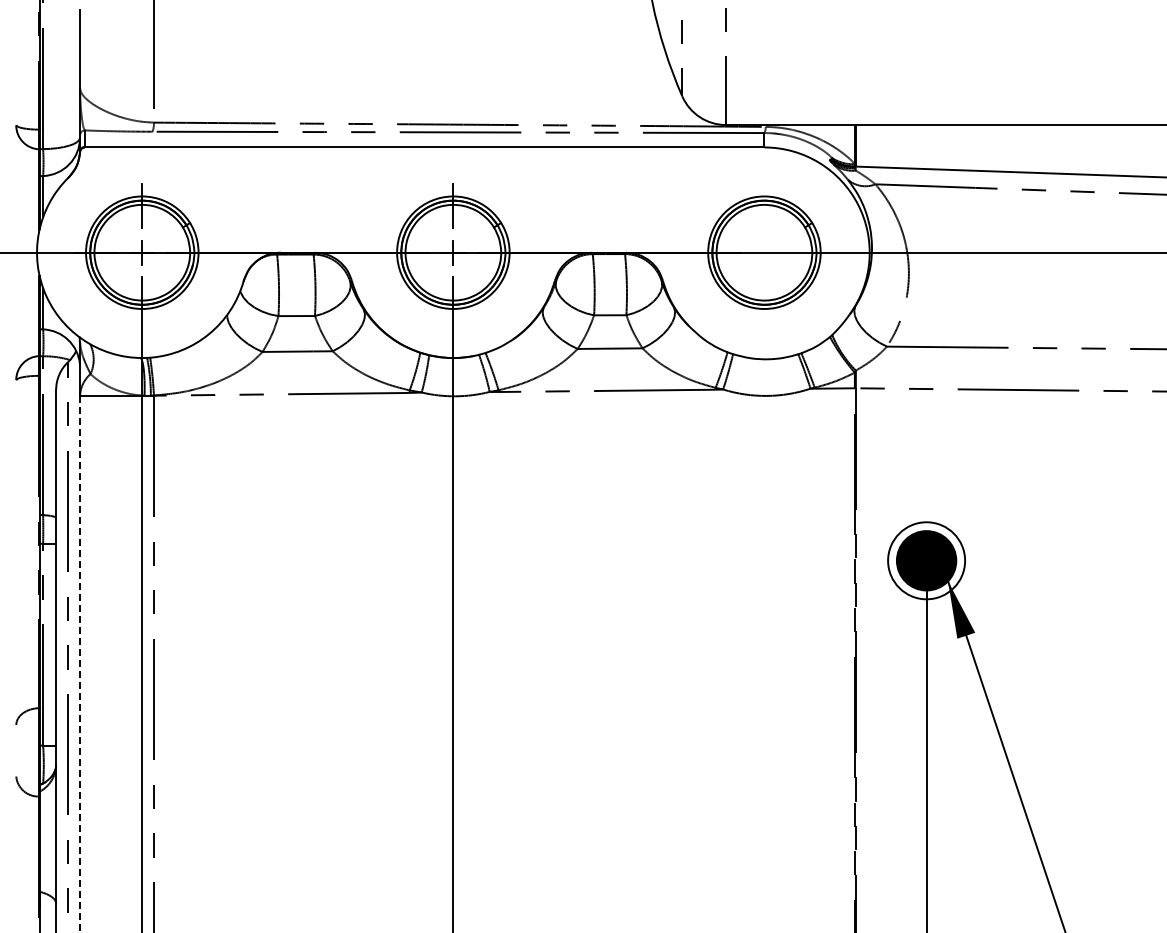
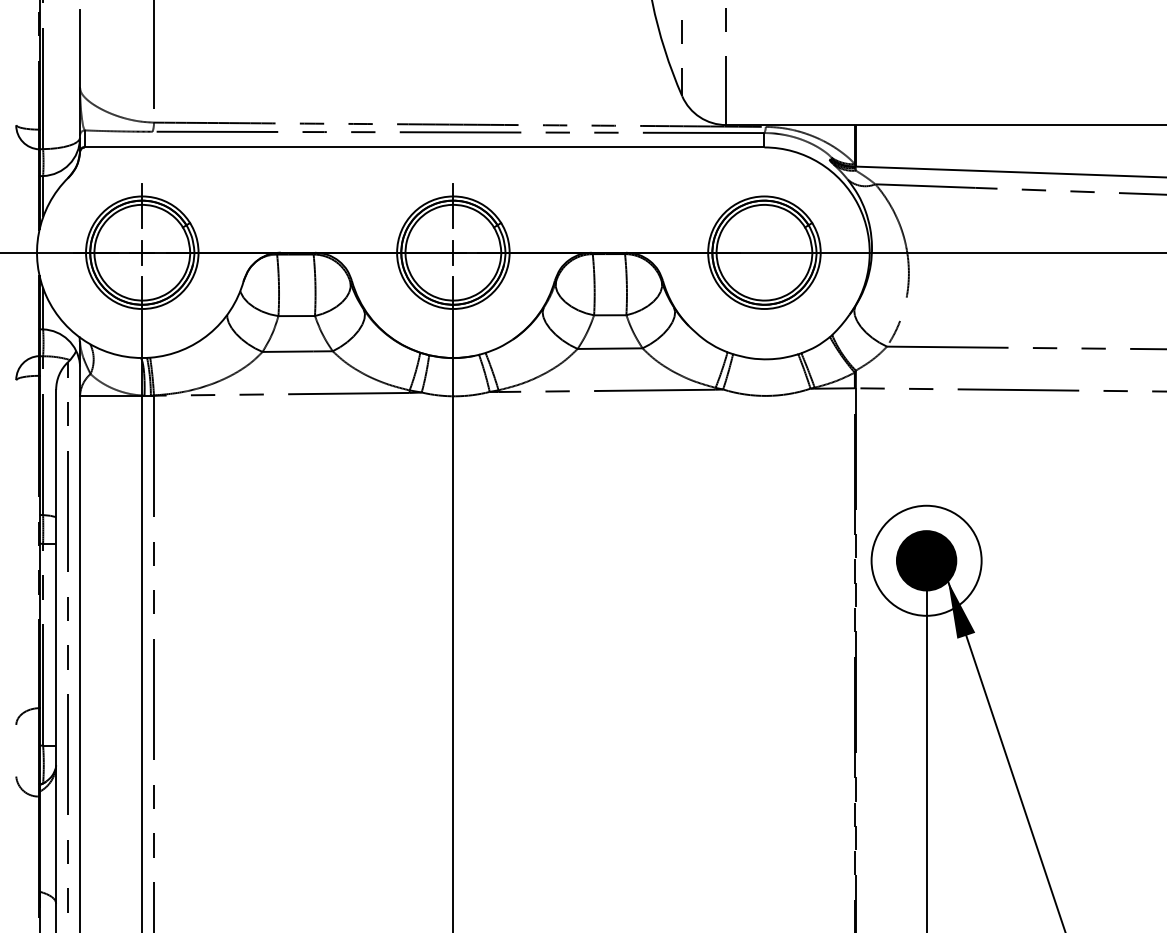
circle diameter: 77 px -> 110 px (926, 560)
line: dashed -> solid (80, 664)
